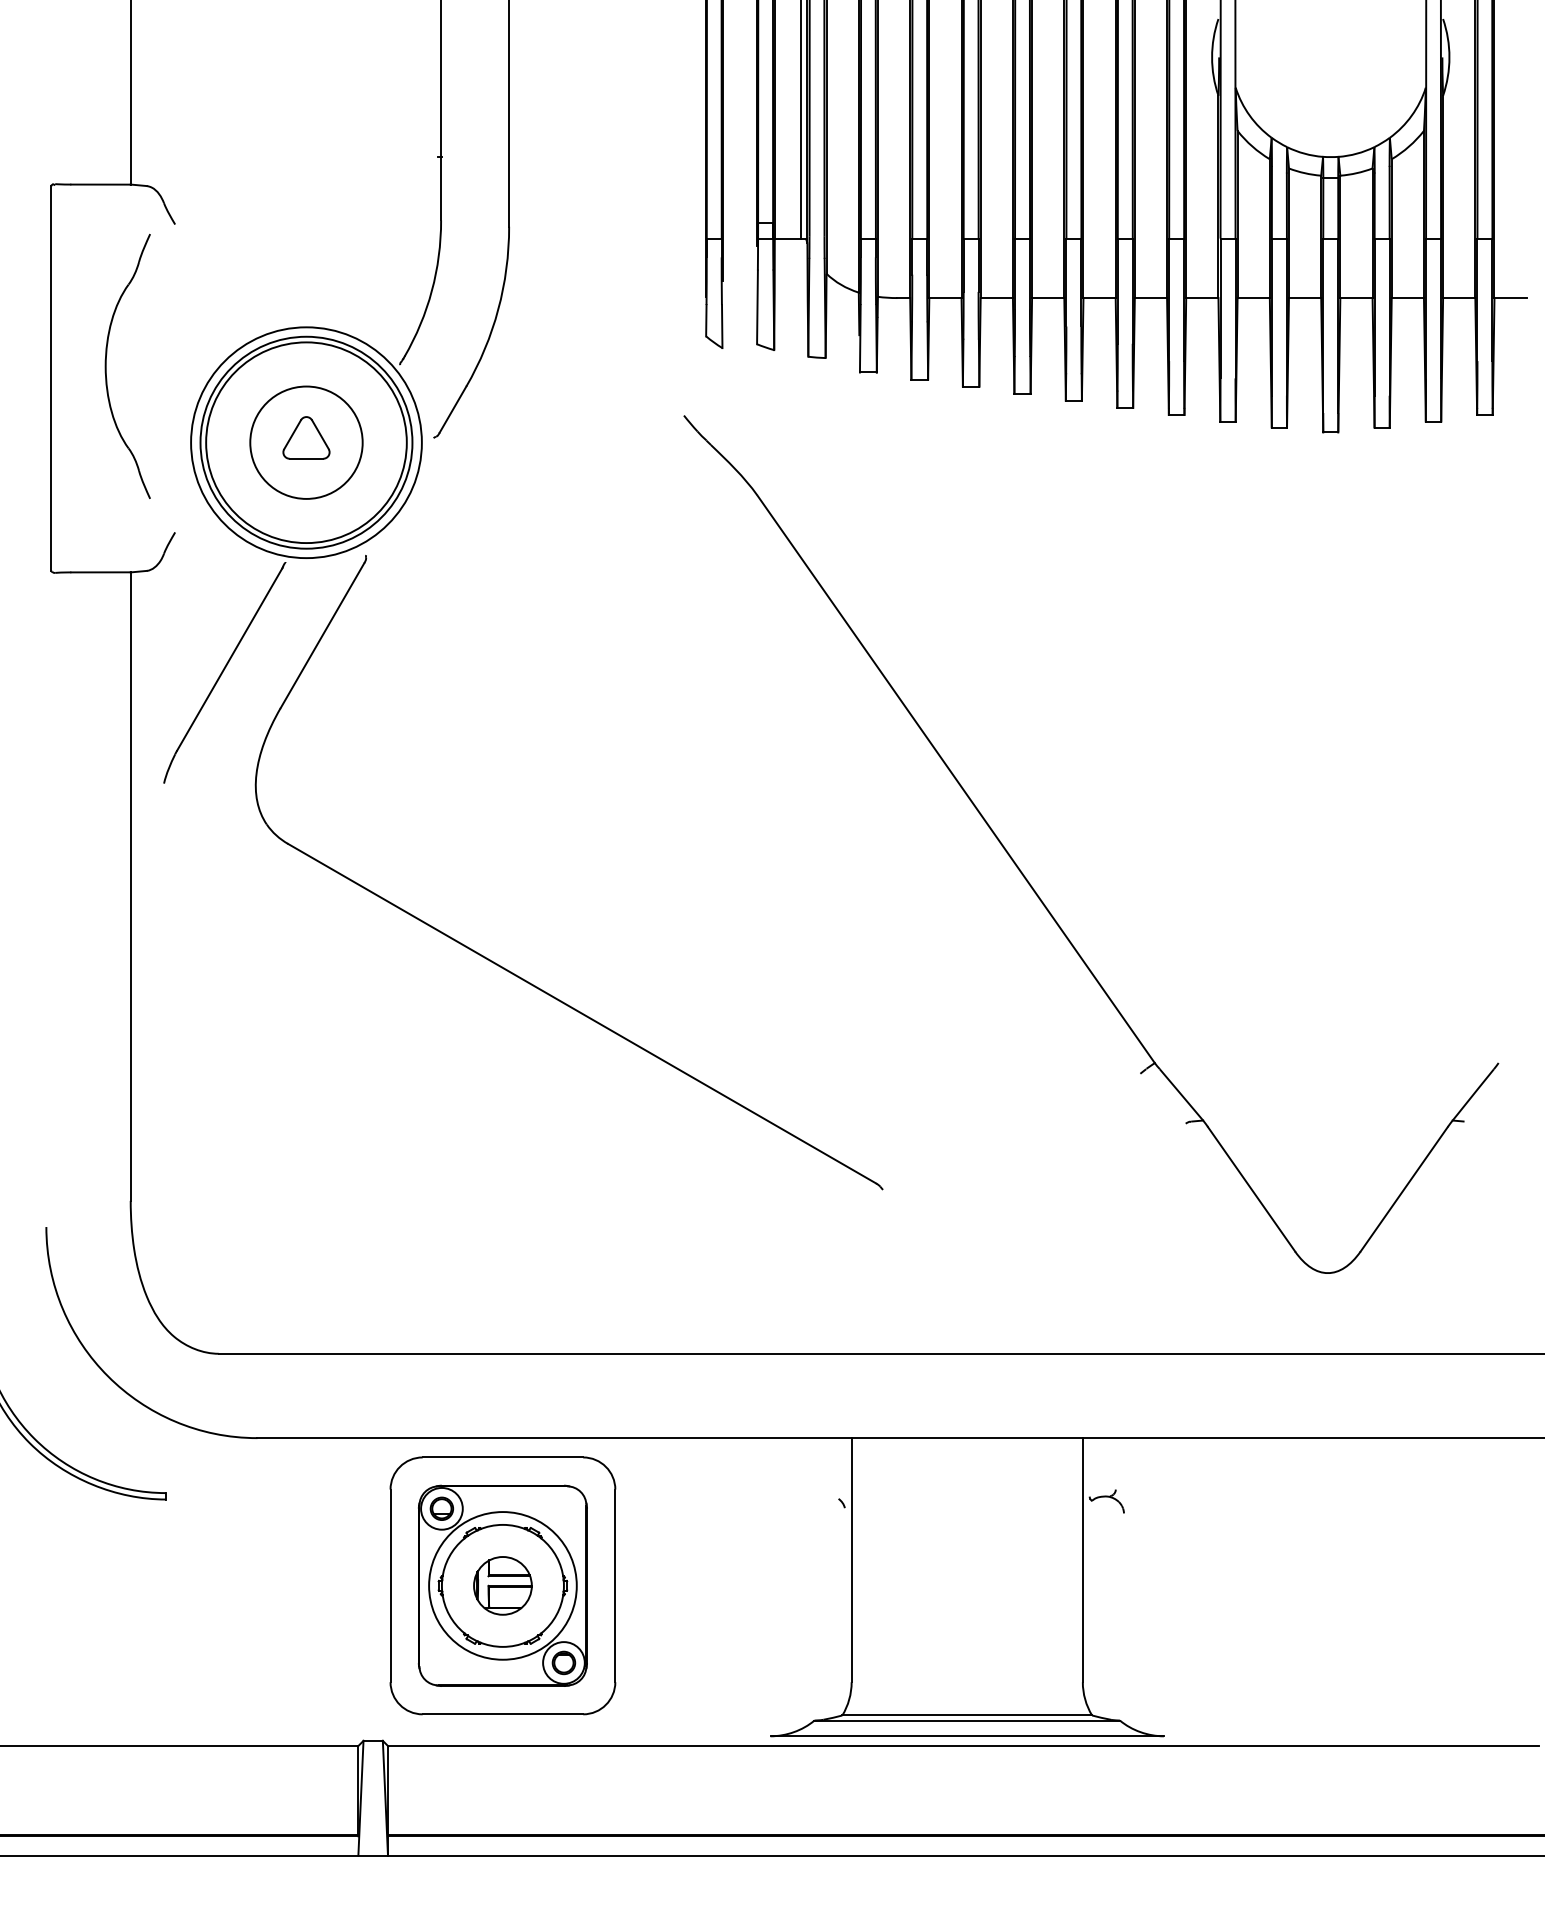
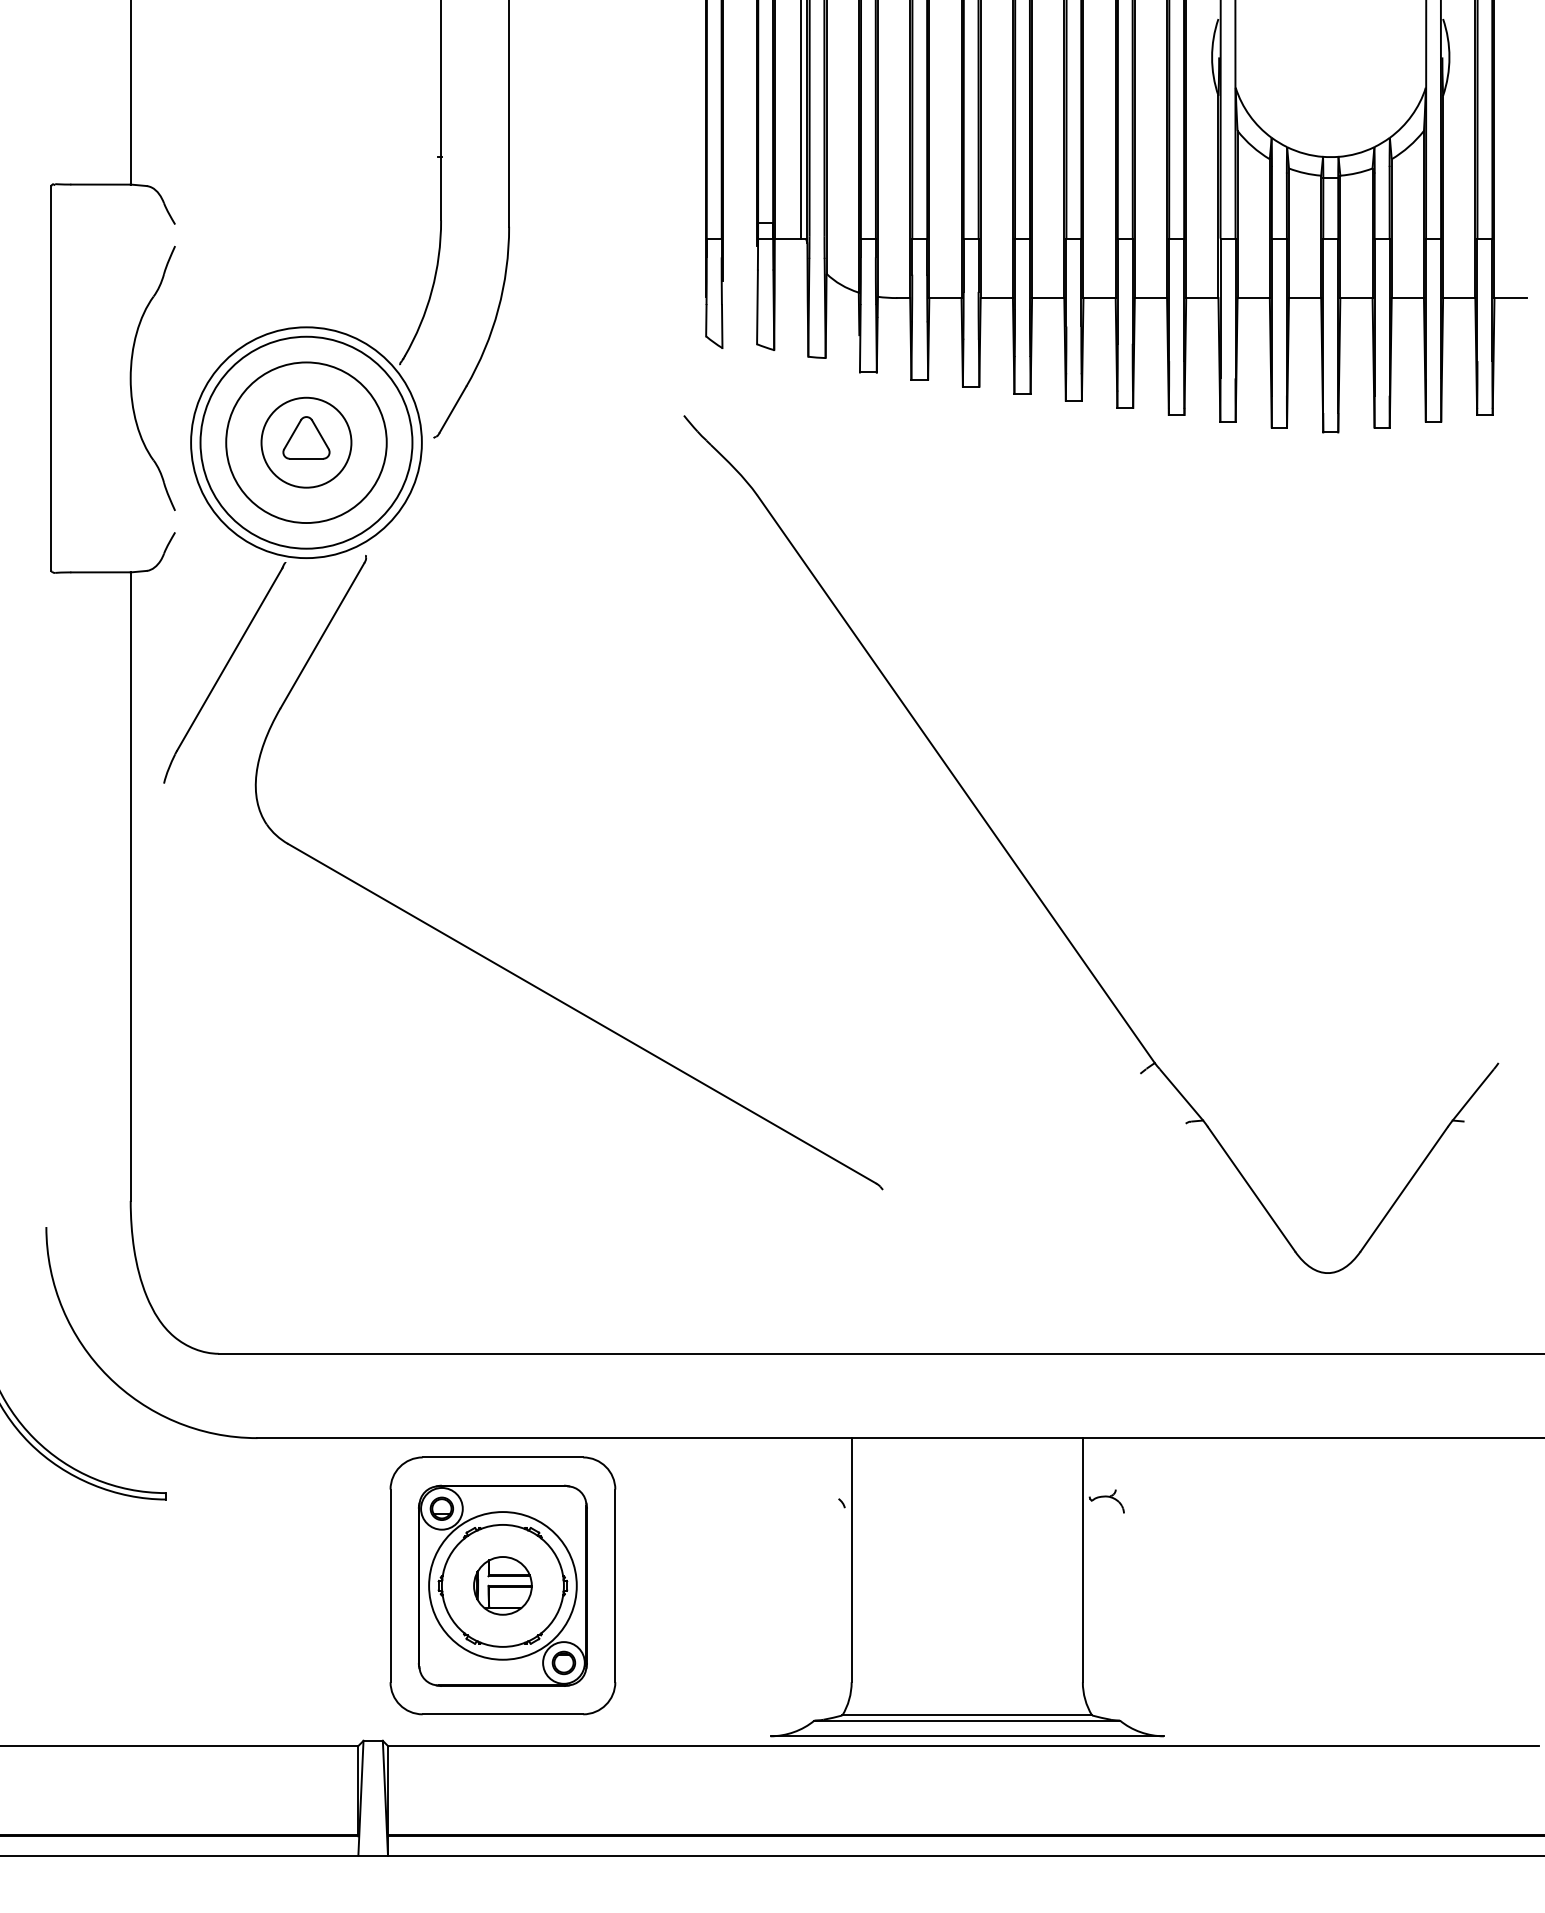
part position: (106, 365) -> (131, 377) (131, 377)
circle diameter: 112 px -> 90 px (306, 442)
circle diameter: 201 px -> 161 px (306, 442)
